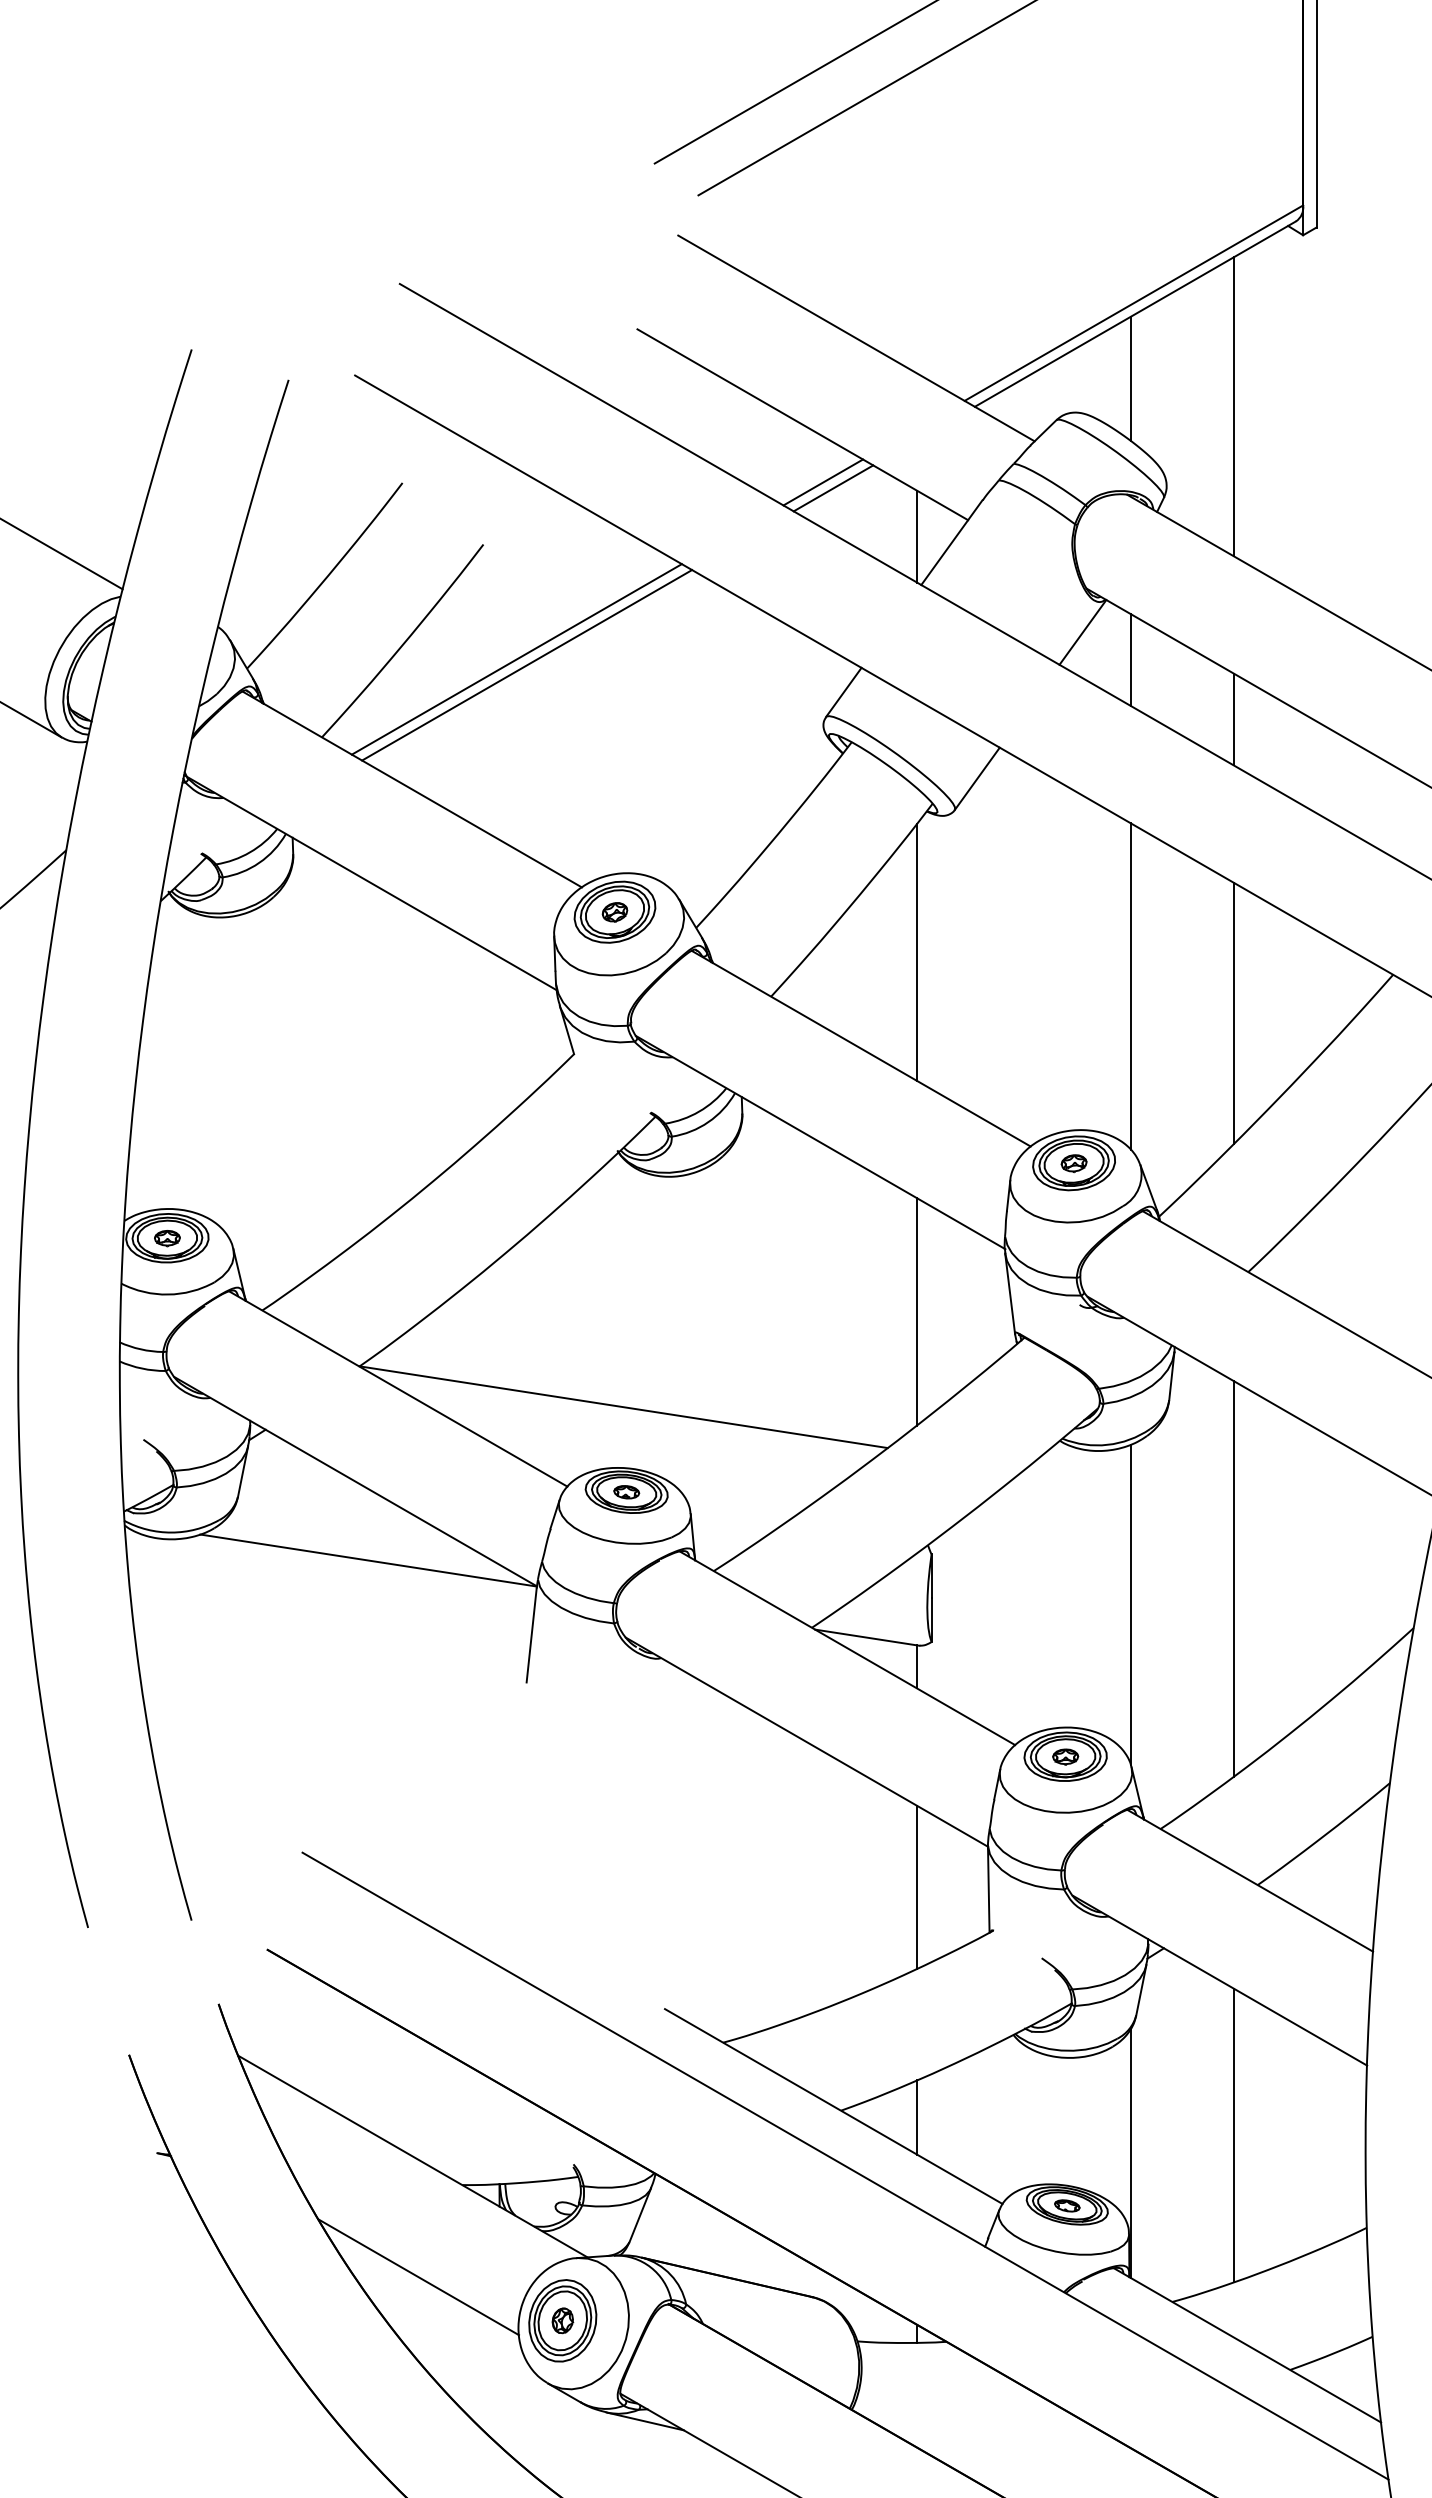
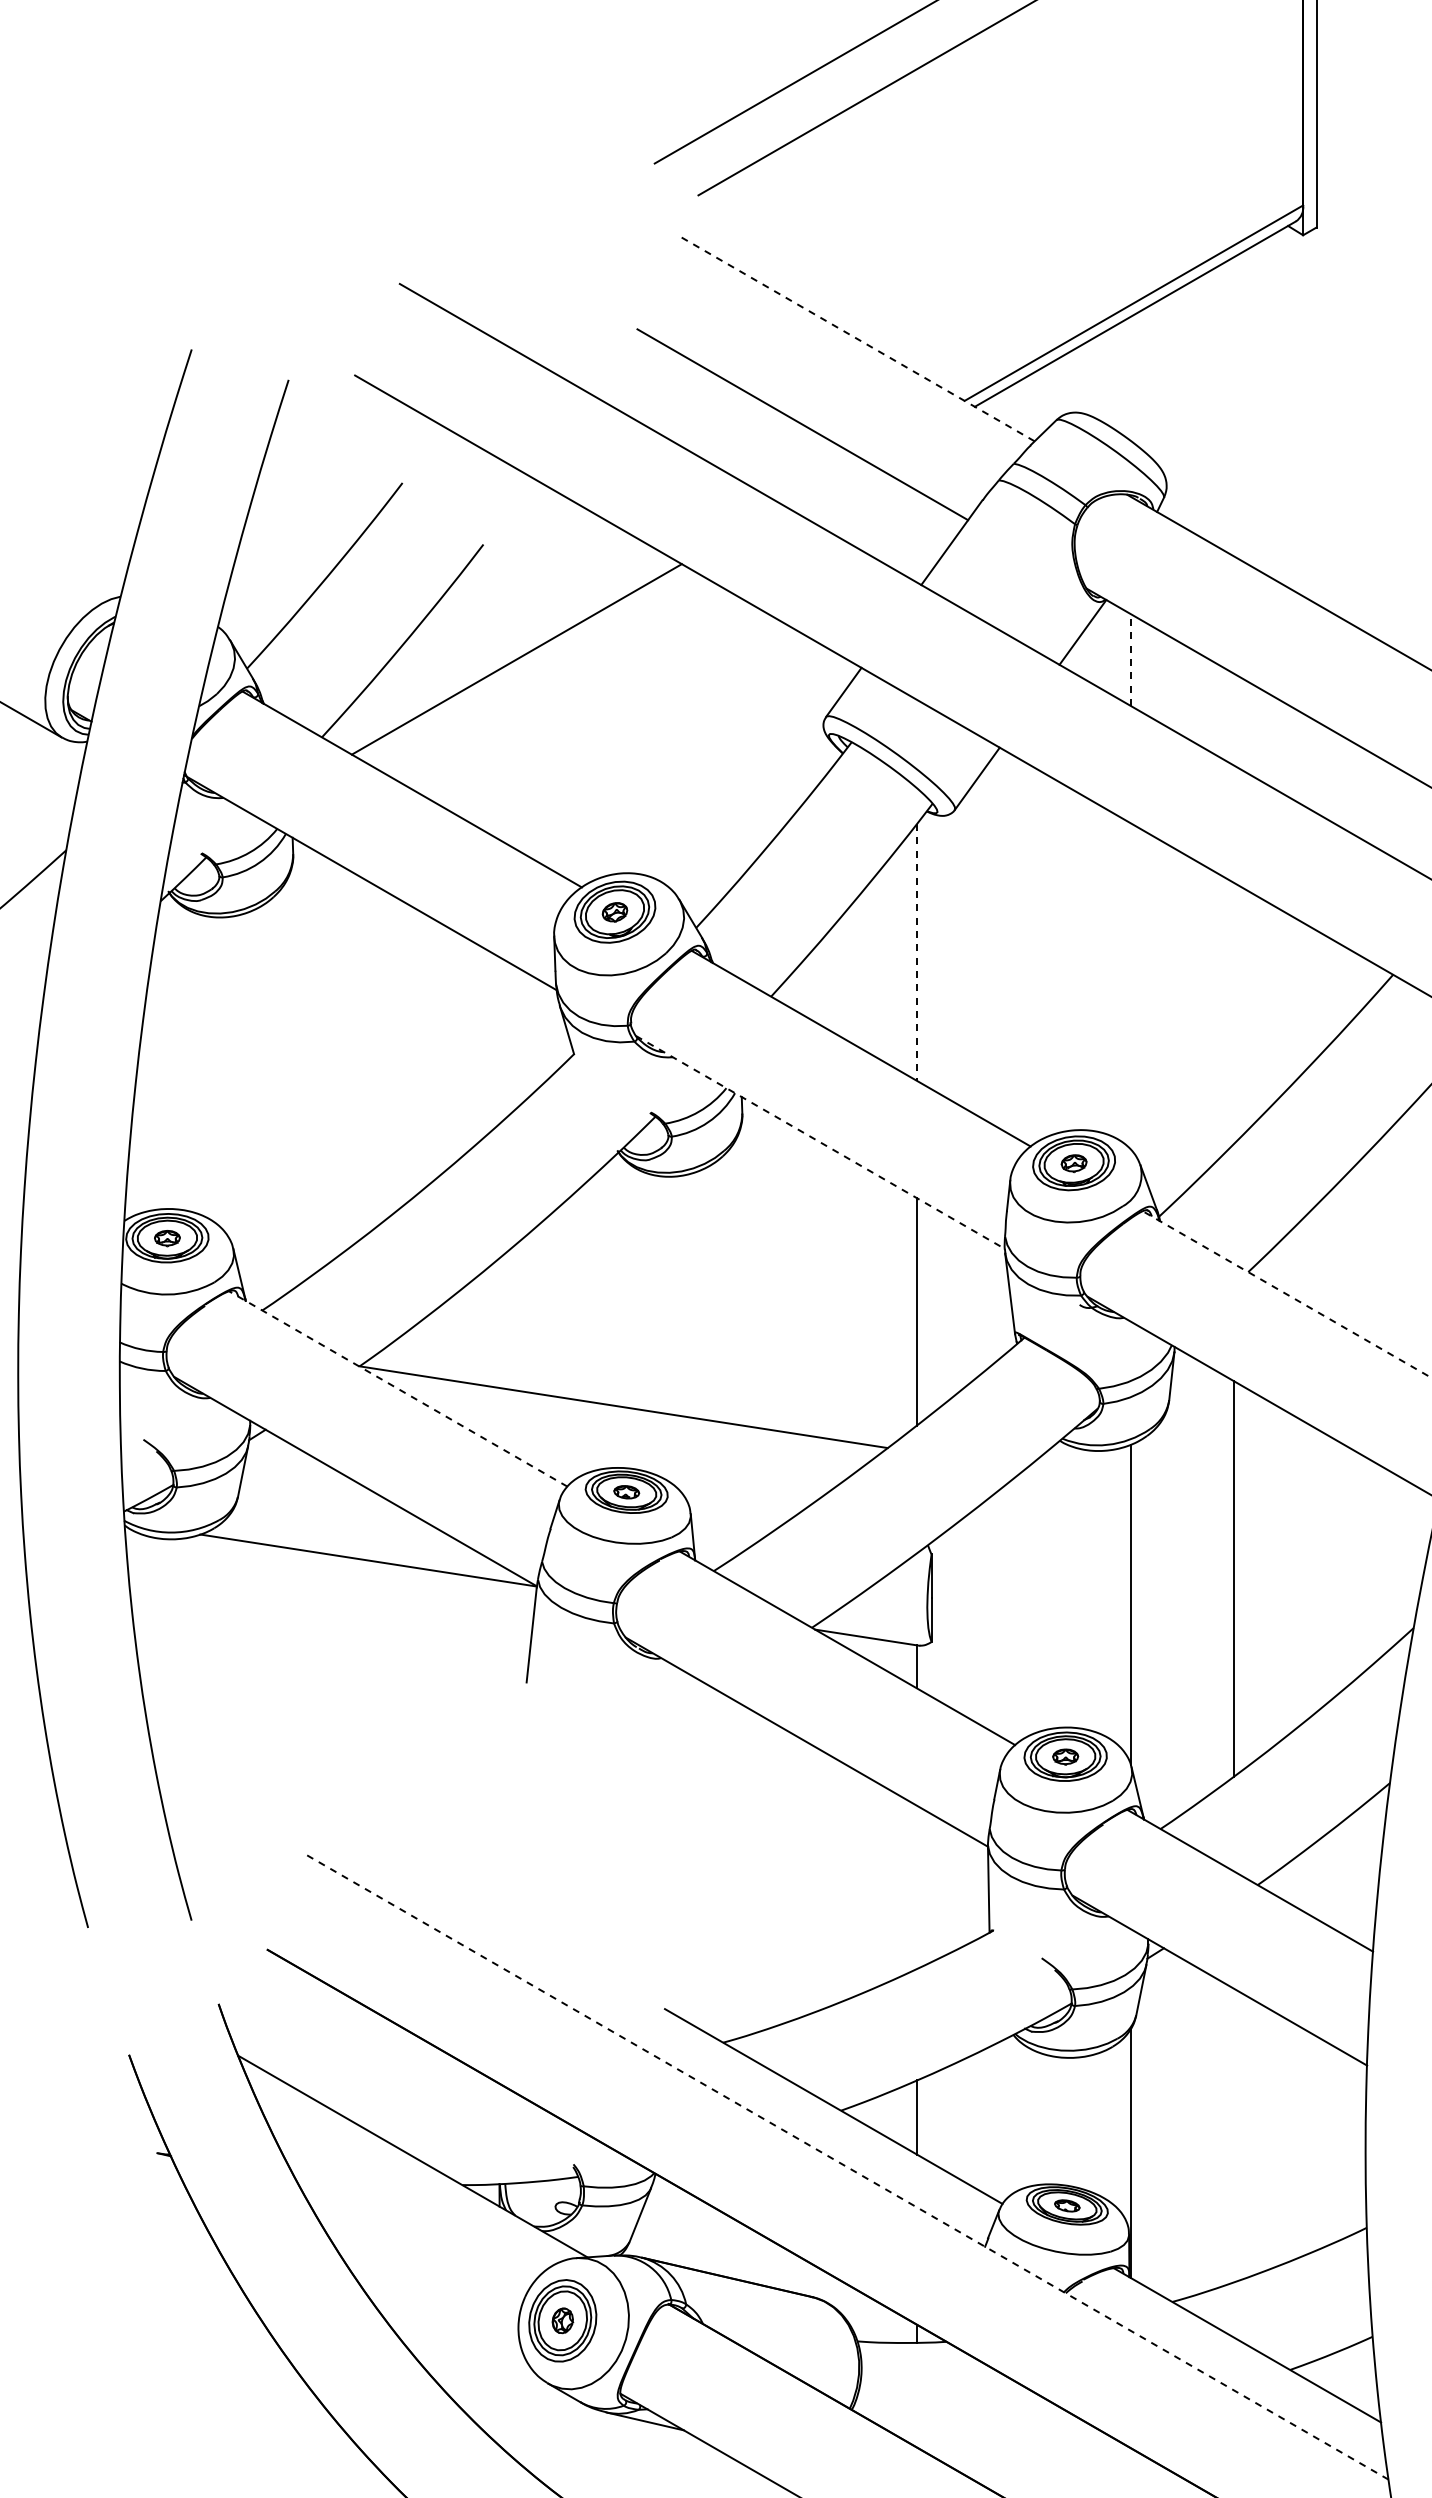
line: solid -> dashed (856, 338)
line: present -> none (1131, 378)
line: present -> none (1233, 406)
line: present -> none (823, 482)
line: present -> none (833, 488)
line: present -> none (916, 536)
line: present -> none (62, 554)
line: solid -> dashed (1131, 660)
line: present -> none (527, 665)
line: present -> none (1233, 719)
line: solid -> dashed (916, 952)
line: present -> none (1131, 986)
line: present -> none (1233, 1012)
line: solid -> dashed (821, 1142)
line: solid -> dashed (1287, 1294)
line: solid -> dashed (398, 1388)
line: present -> none (916, 1886)
line: present -> none (1233, 2135)
line: solid -> dashed (845, 2165)
line: present -> none (418, 2277)
